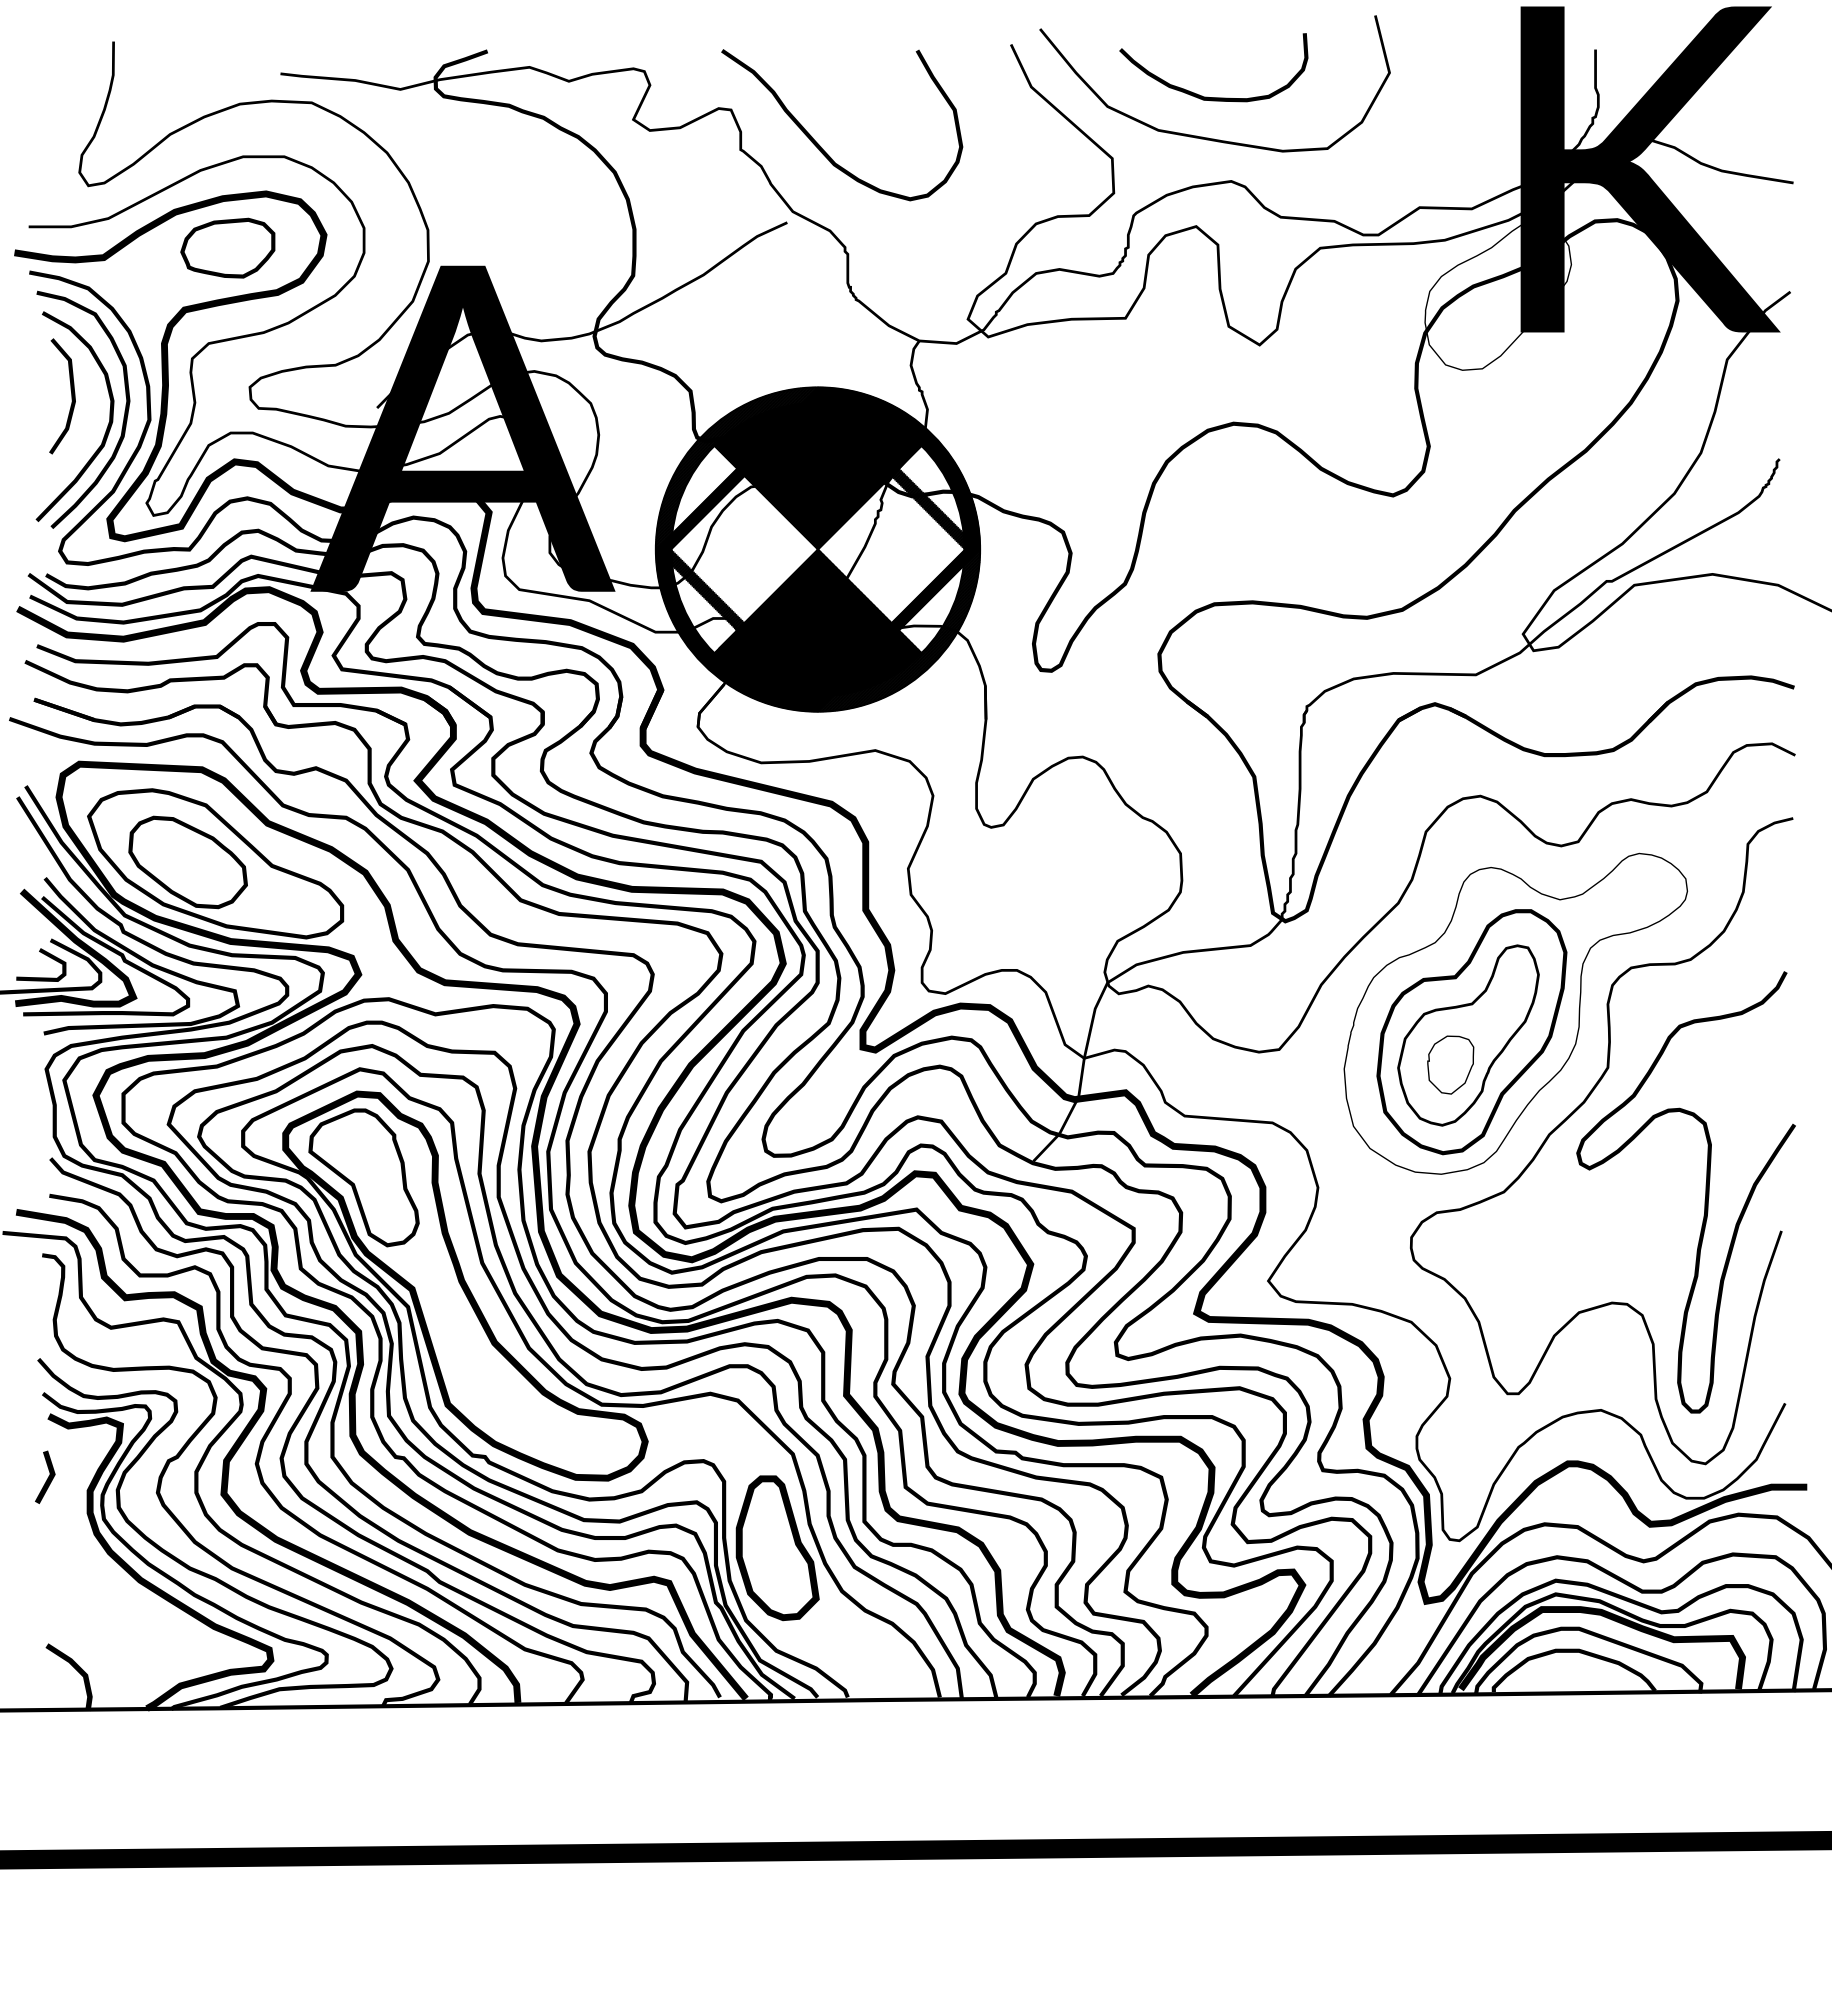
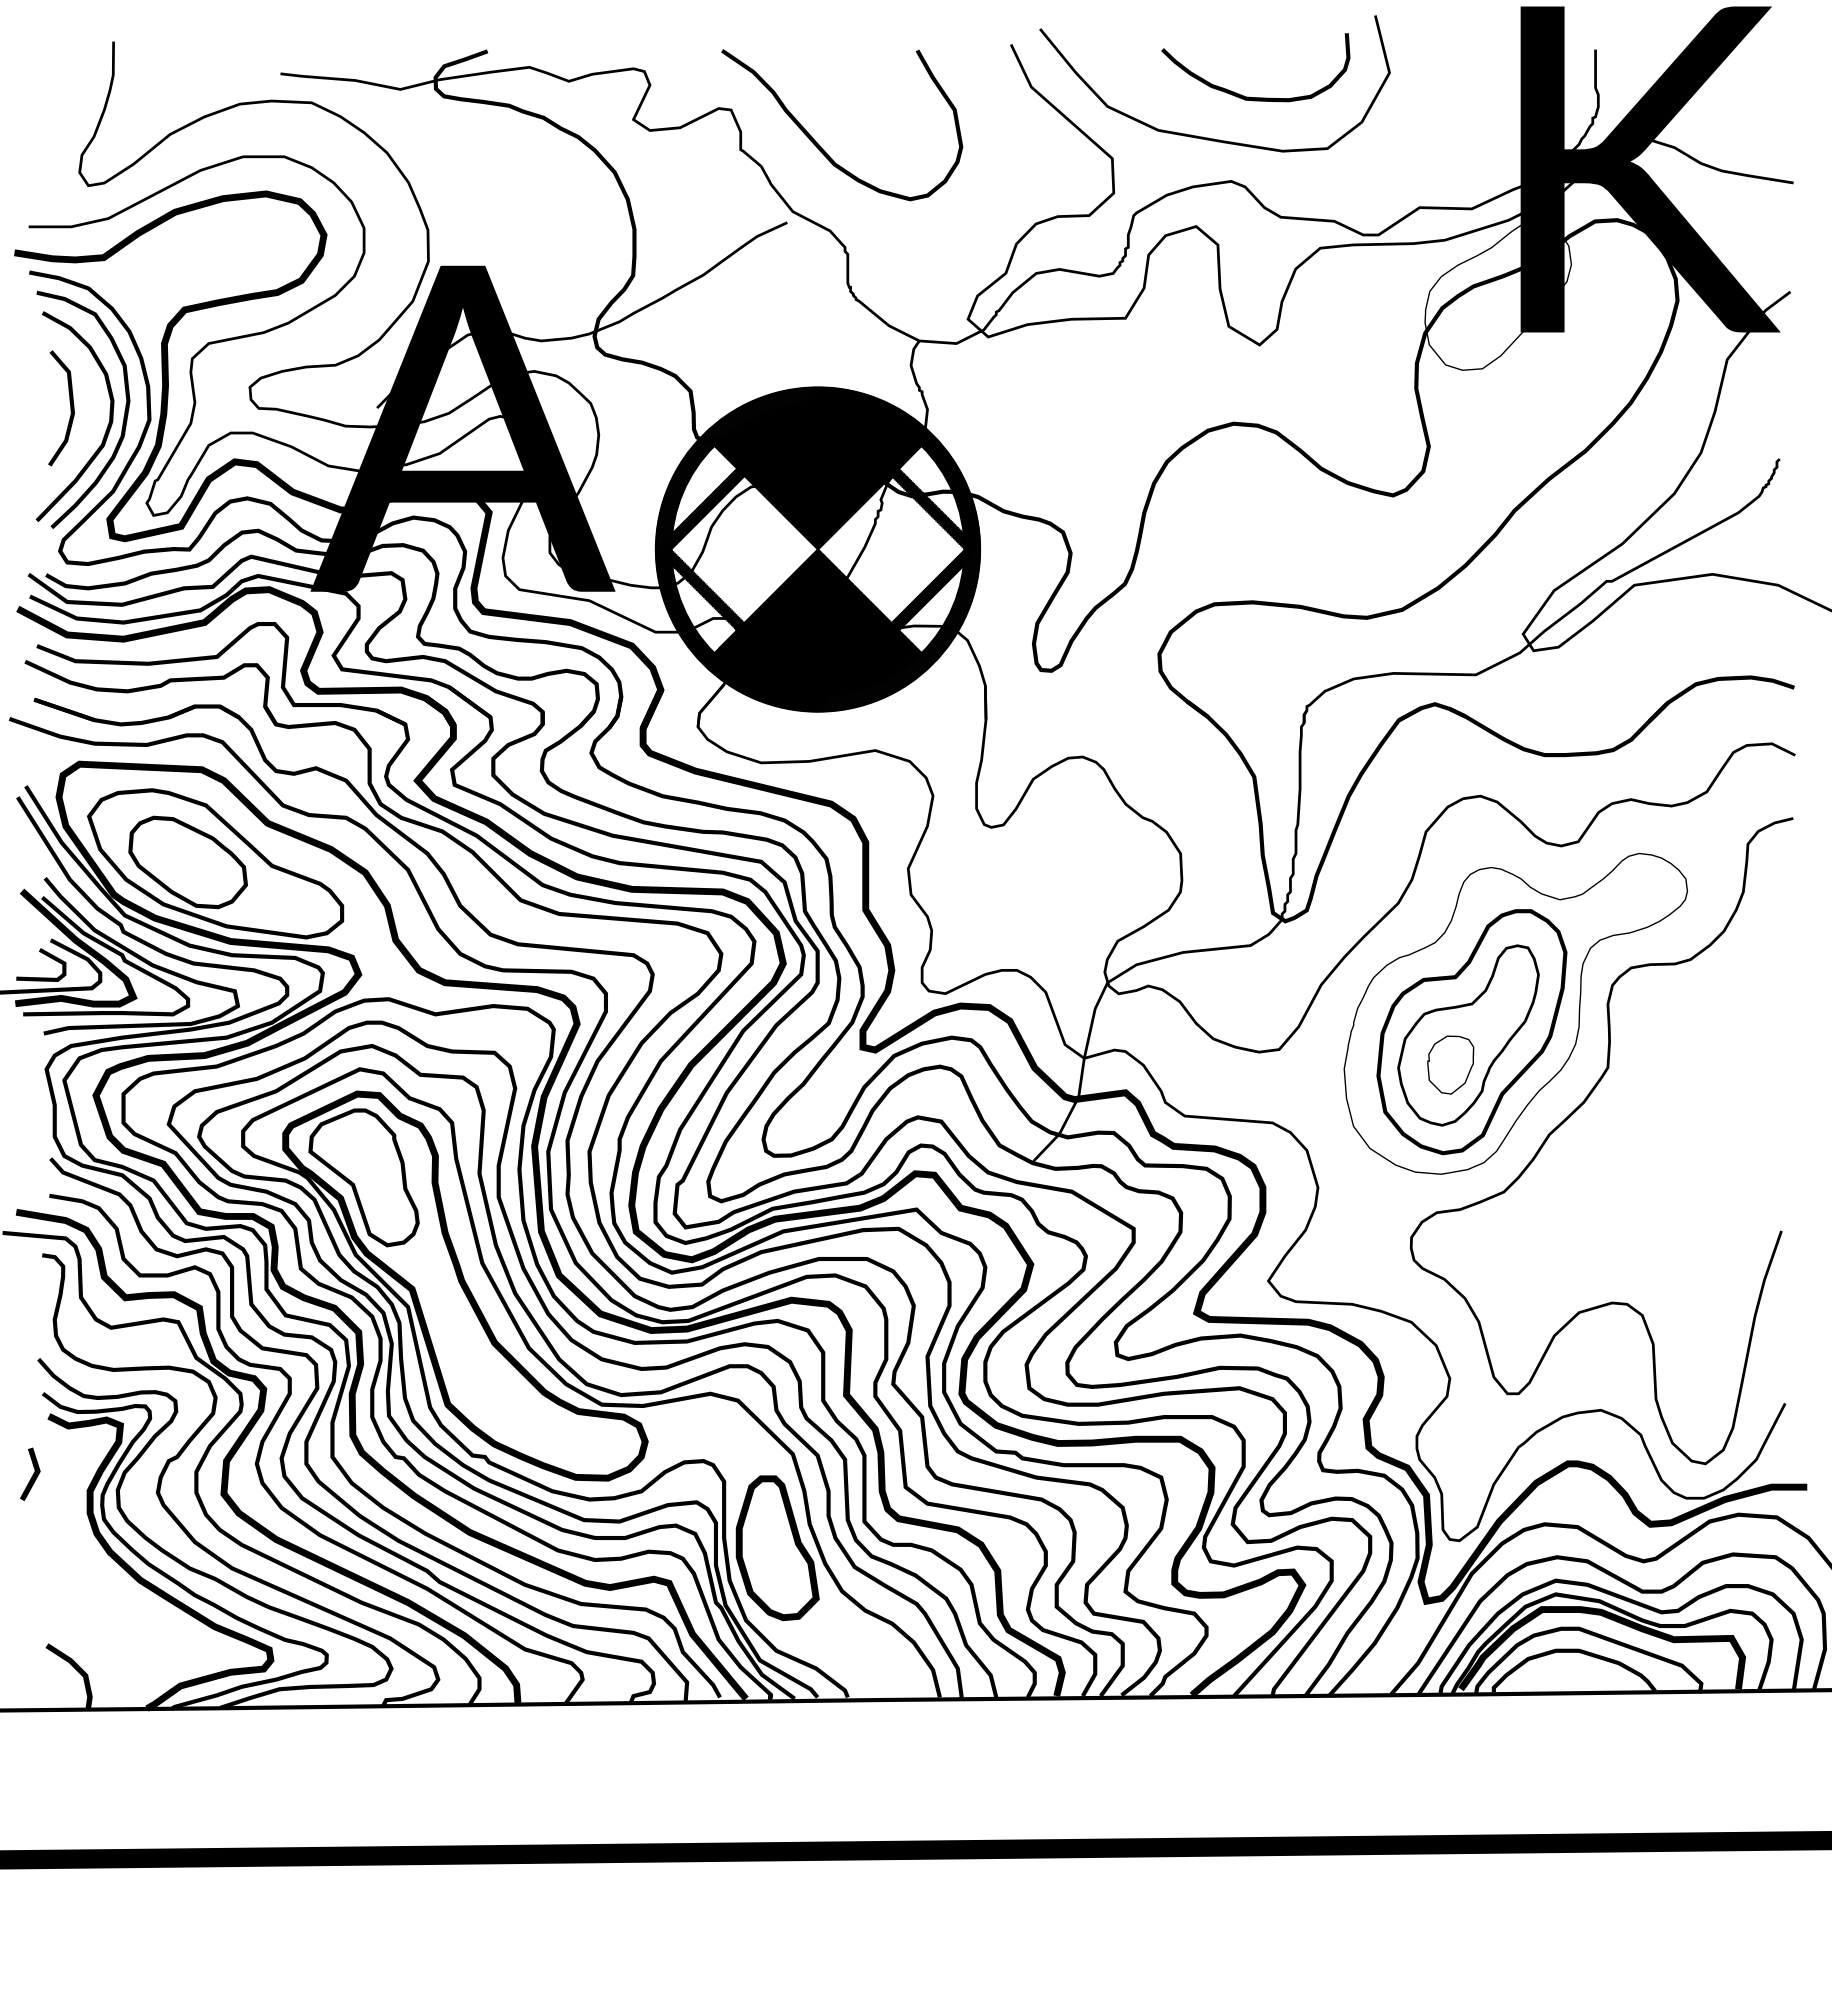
curve position: (1207, 96) -> (1249, 96) (1249, 96)
part: present -> none (227, 247)
line position: (71, 396) -> (70, 408) (70, 408)
curve: present -> none (1705, 1192)
line position: (47, 1478) -> (32, 1475) (32, 1475)
